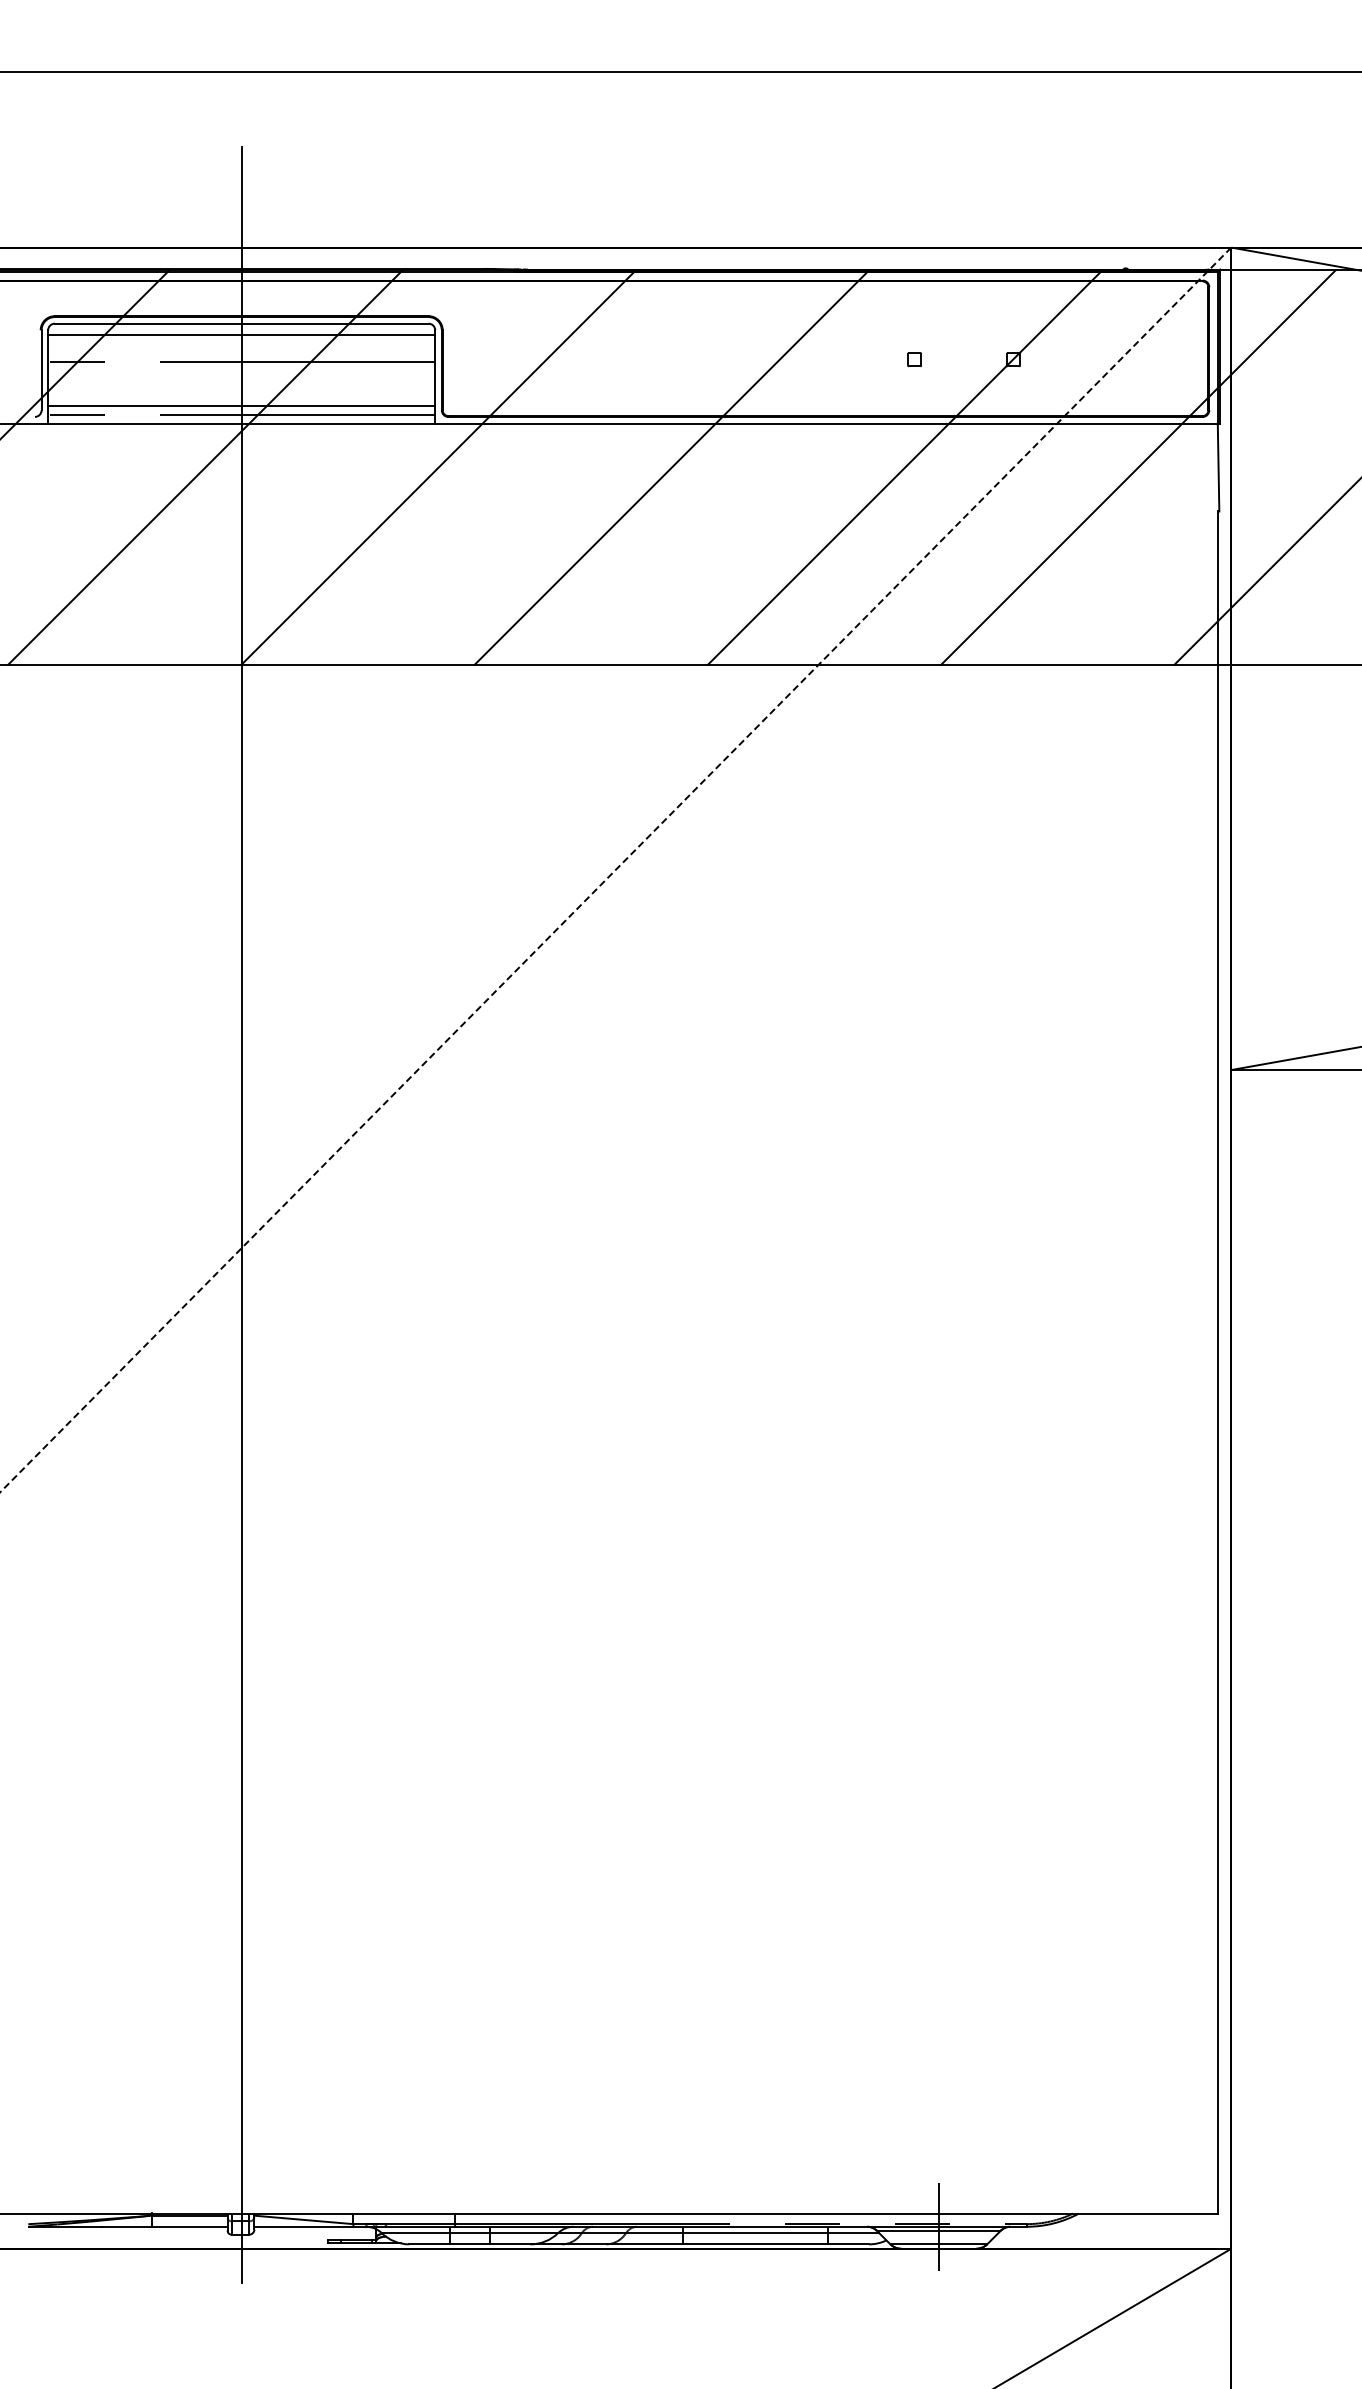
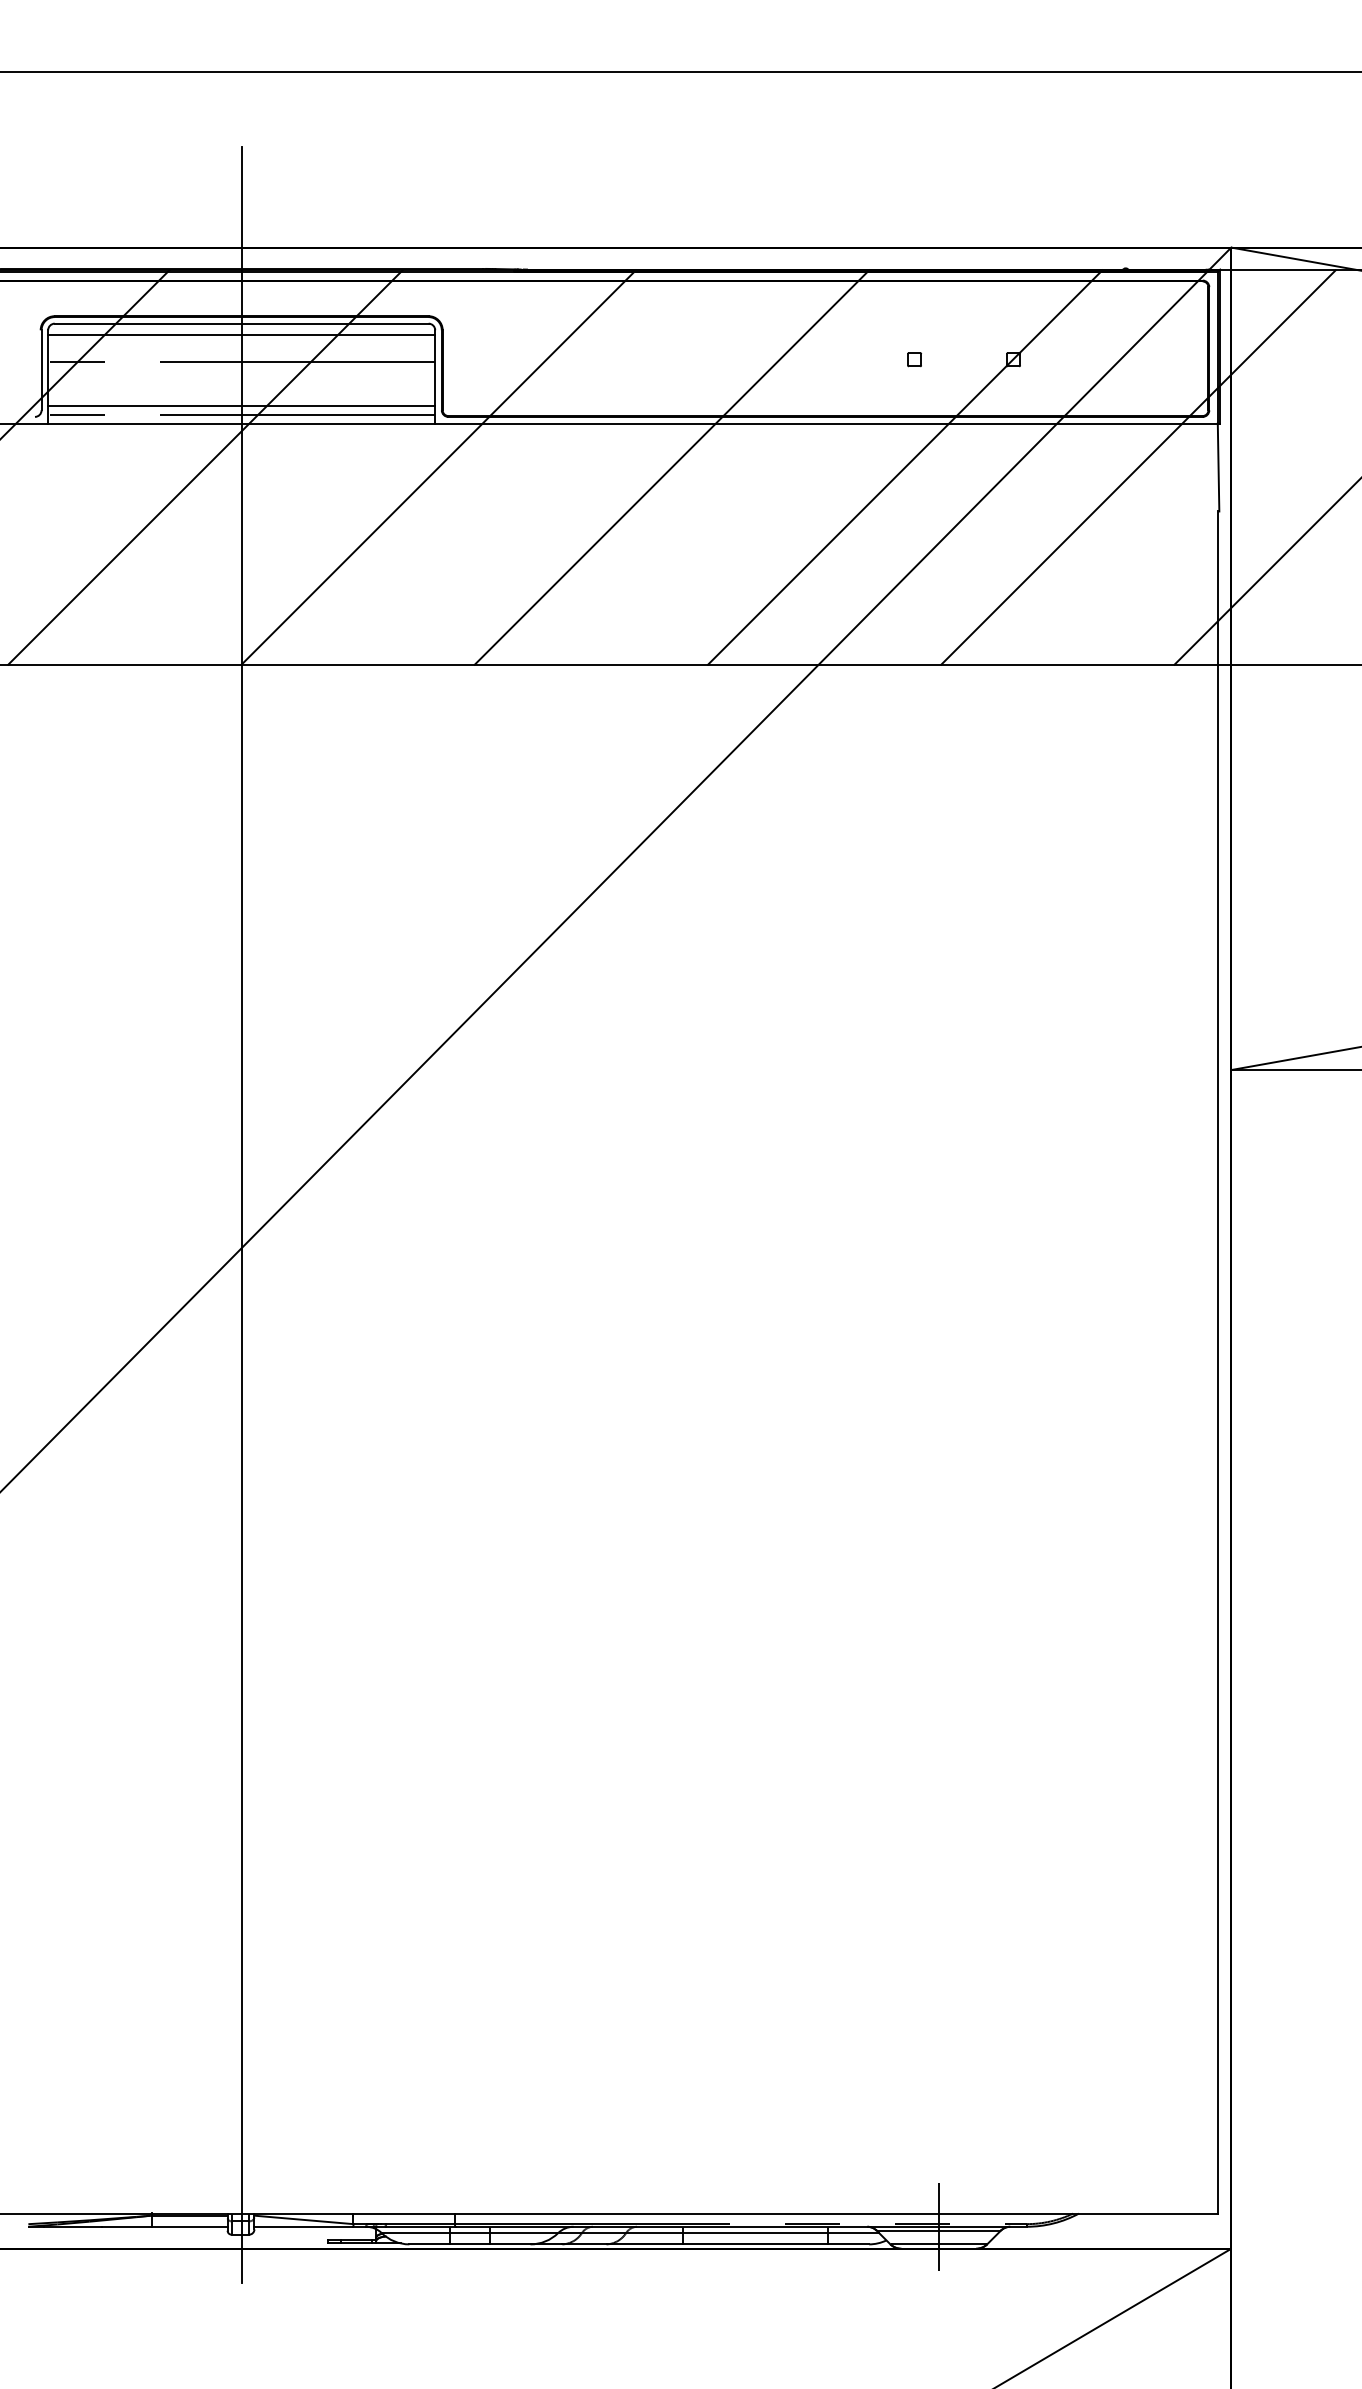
line: dashed -> solid (615, 870)
